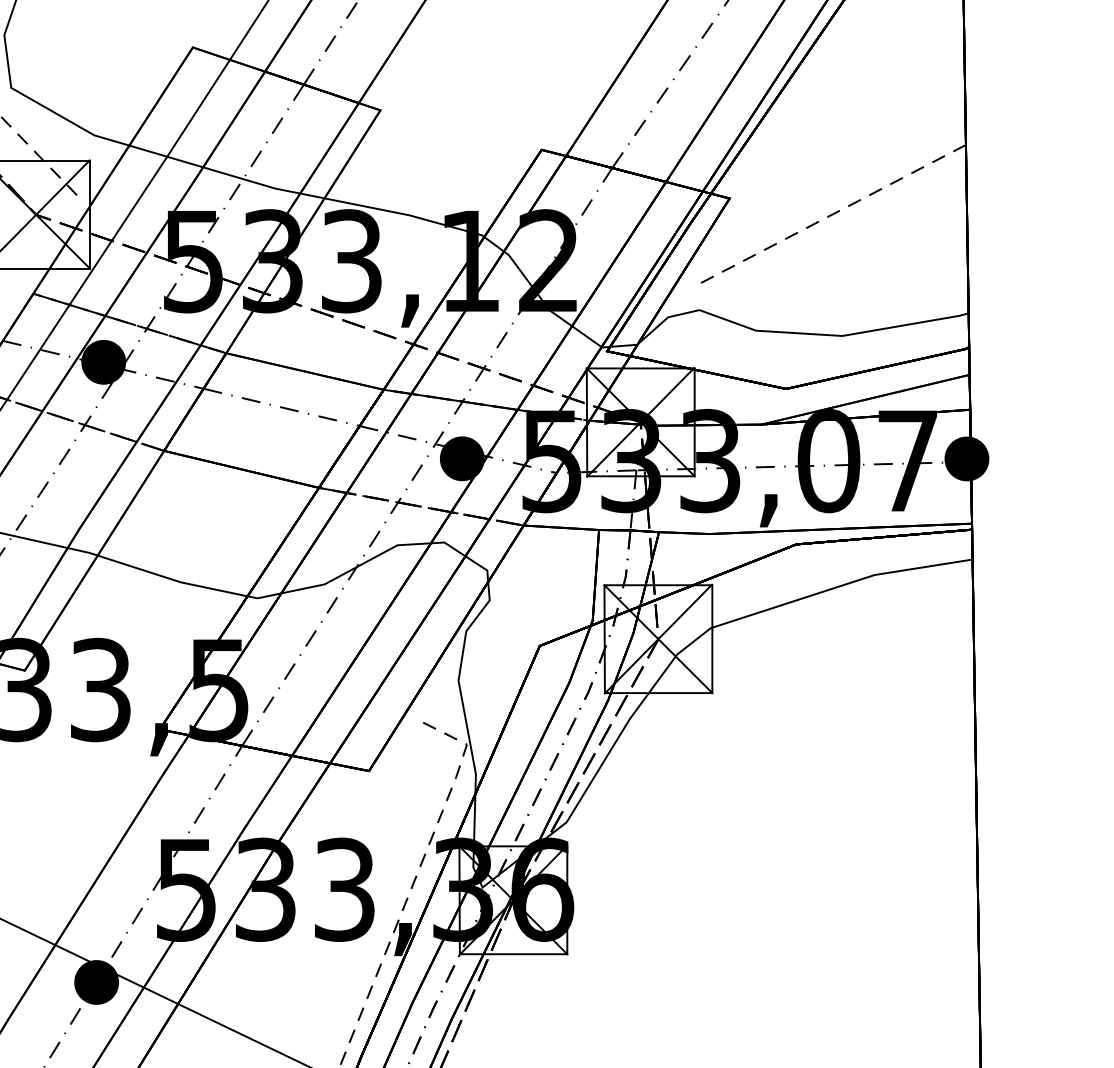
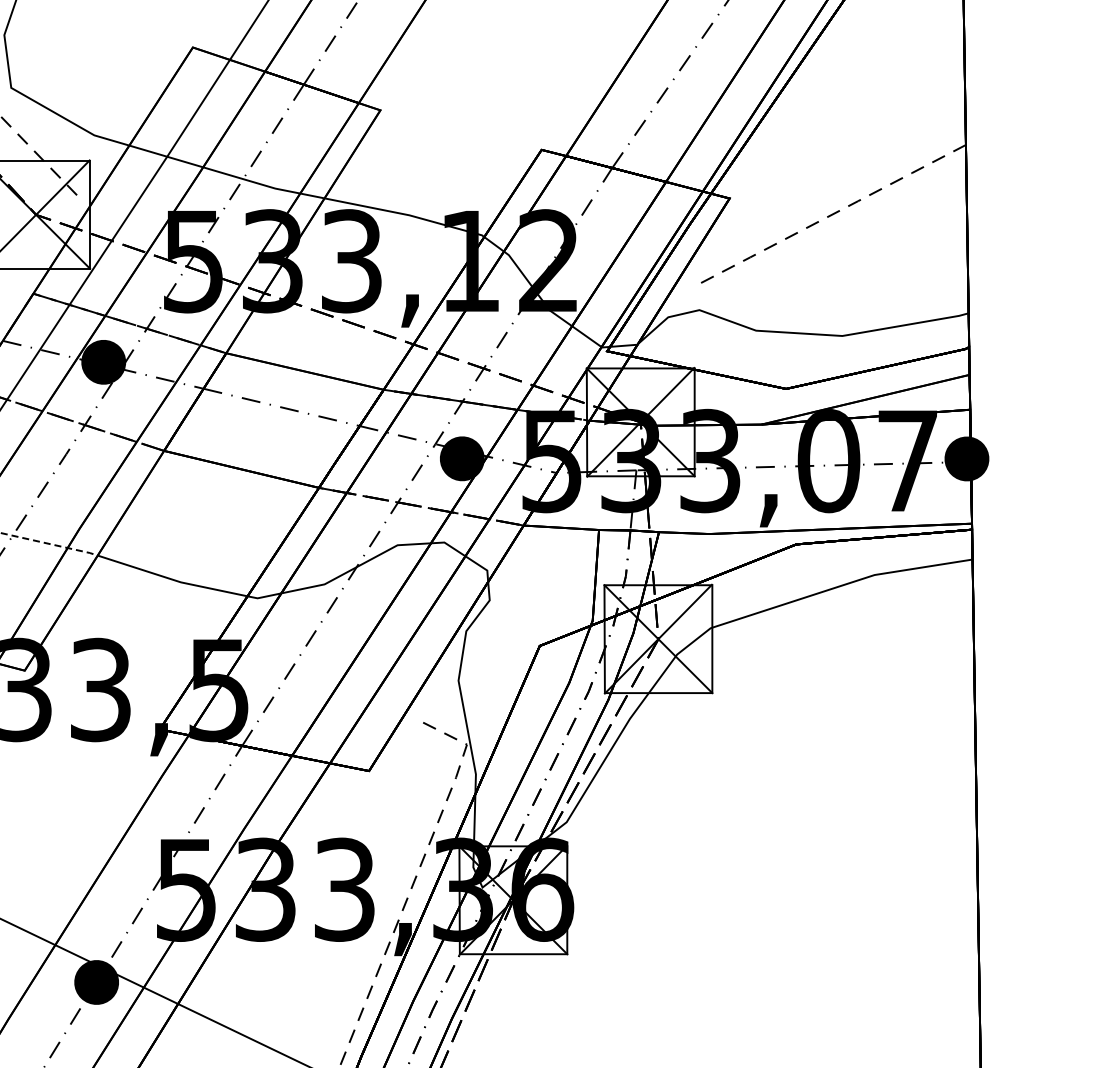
line: solid -> dashed (50, 544)
